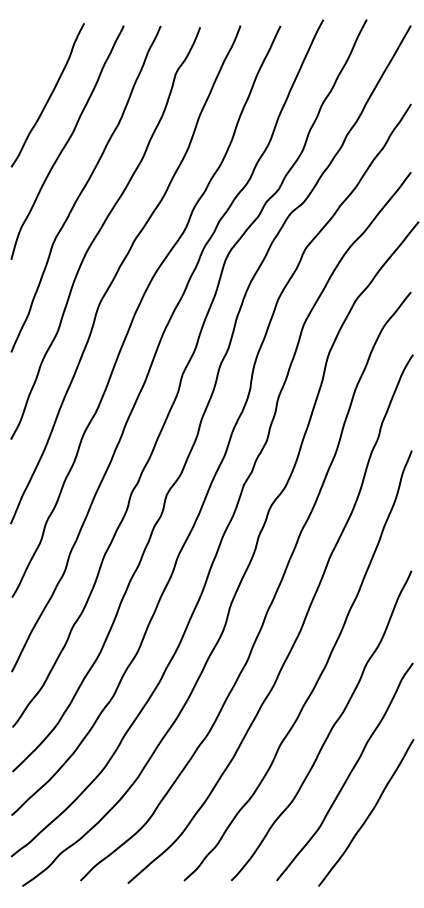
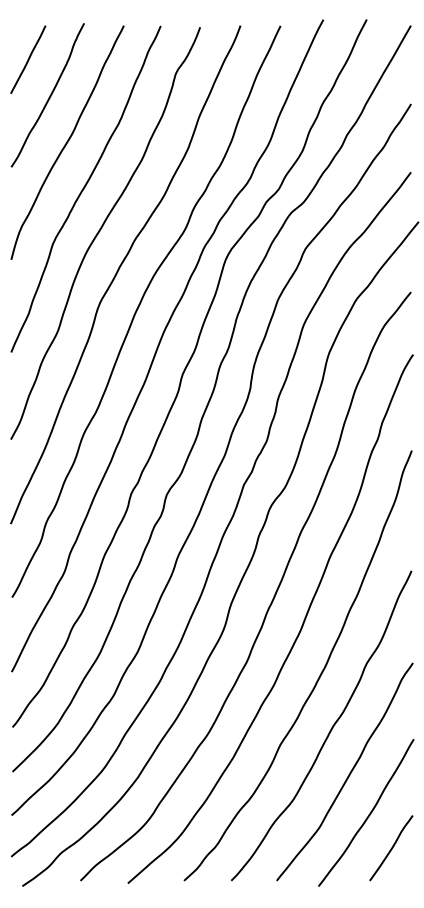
line: none -> present (28, 59)
curve: none -> present (391, 848)
